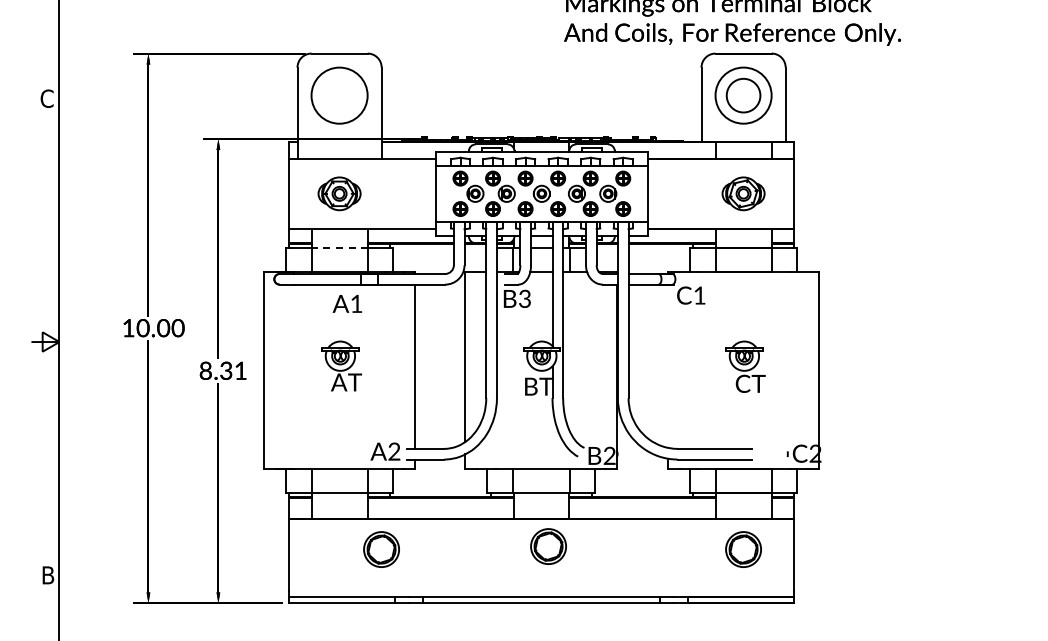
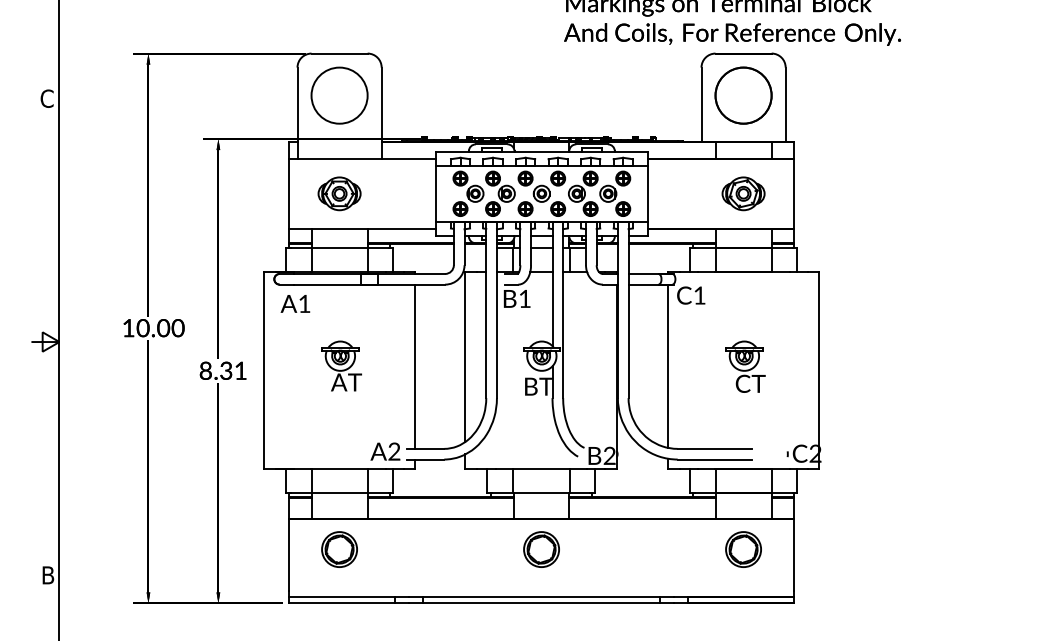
circle diameter: 34 px -> 56 px (743, 95)
line: dashed -> solid (339, 247)
text: B3 -> B1 (524, 298)
text position: (347, 303) -> (295, 303) (295, 303)
line: none -> present (667, 365)
part position: (548, 546) -> (541, 549) (541, 549)
part position: (381, 549) -> (339, 549) (339, 549)
